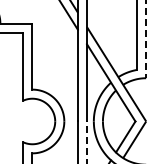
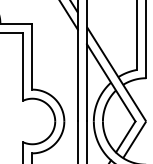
line: dashed -> solid (146, 39)
line: dashed -> solid (87, 142)
